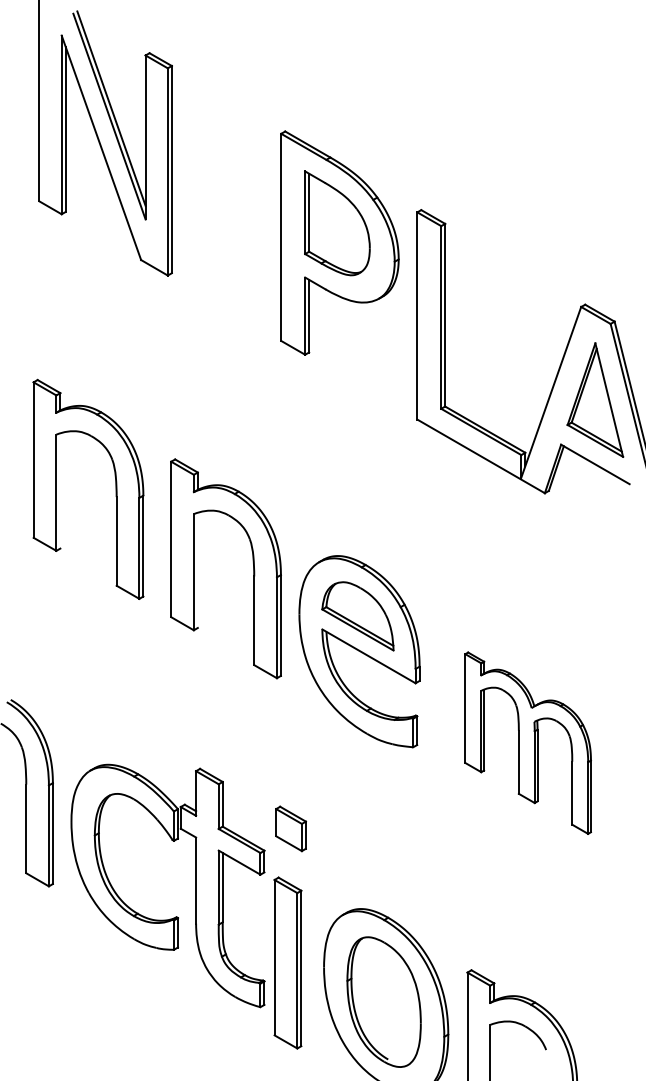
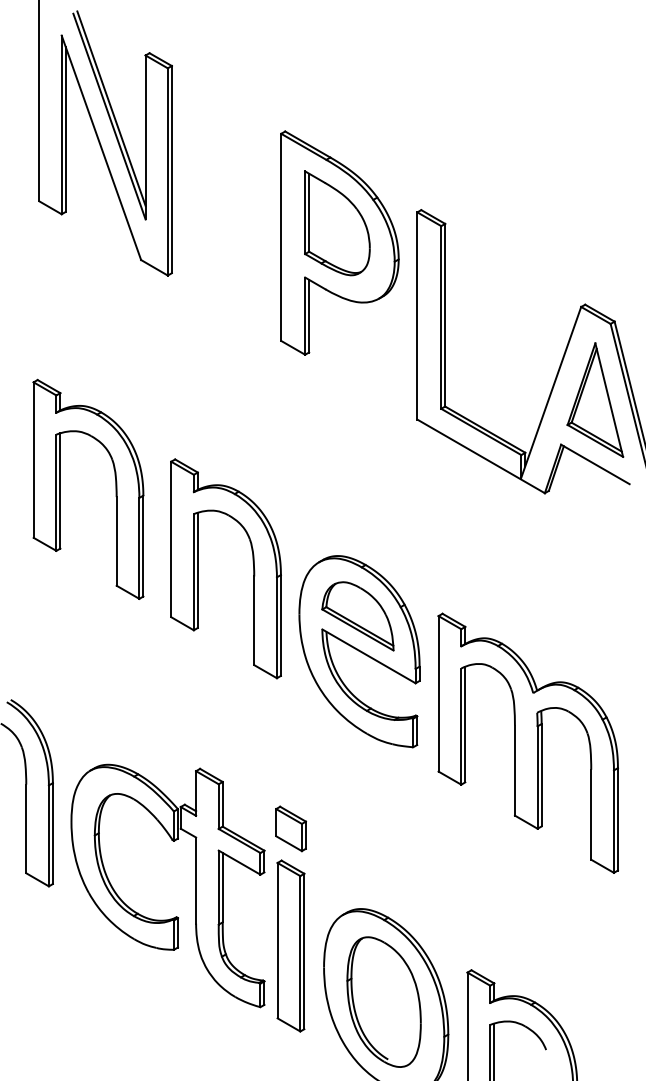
line: none -> present (60, 490)
line: none -> present (197, 569)
part size: 128x184 px -> 182x262 px (527, 742)
part position: (287, 962) -> (290, 945) (290, 945)
line: none -> present (494, 1050)
